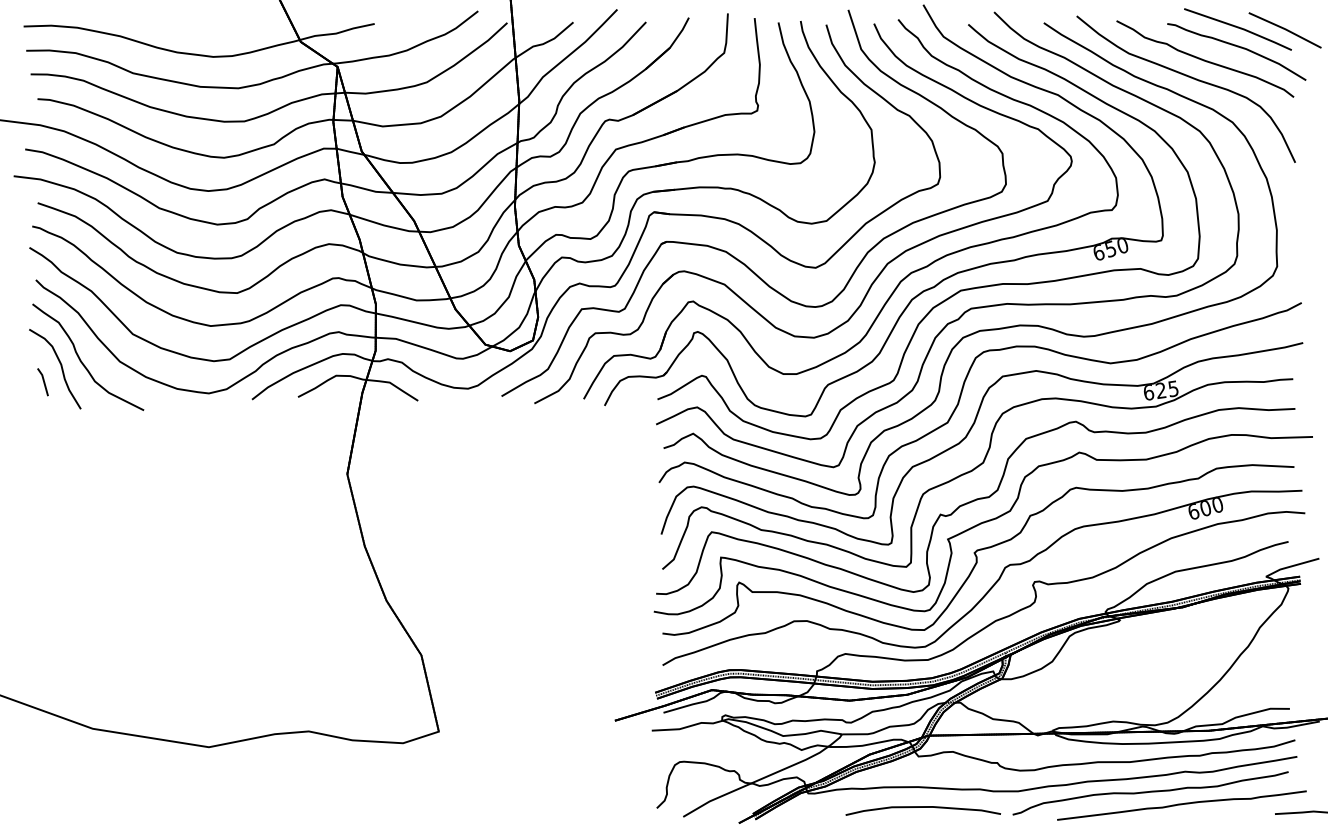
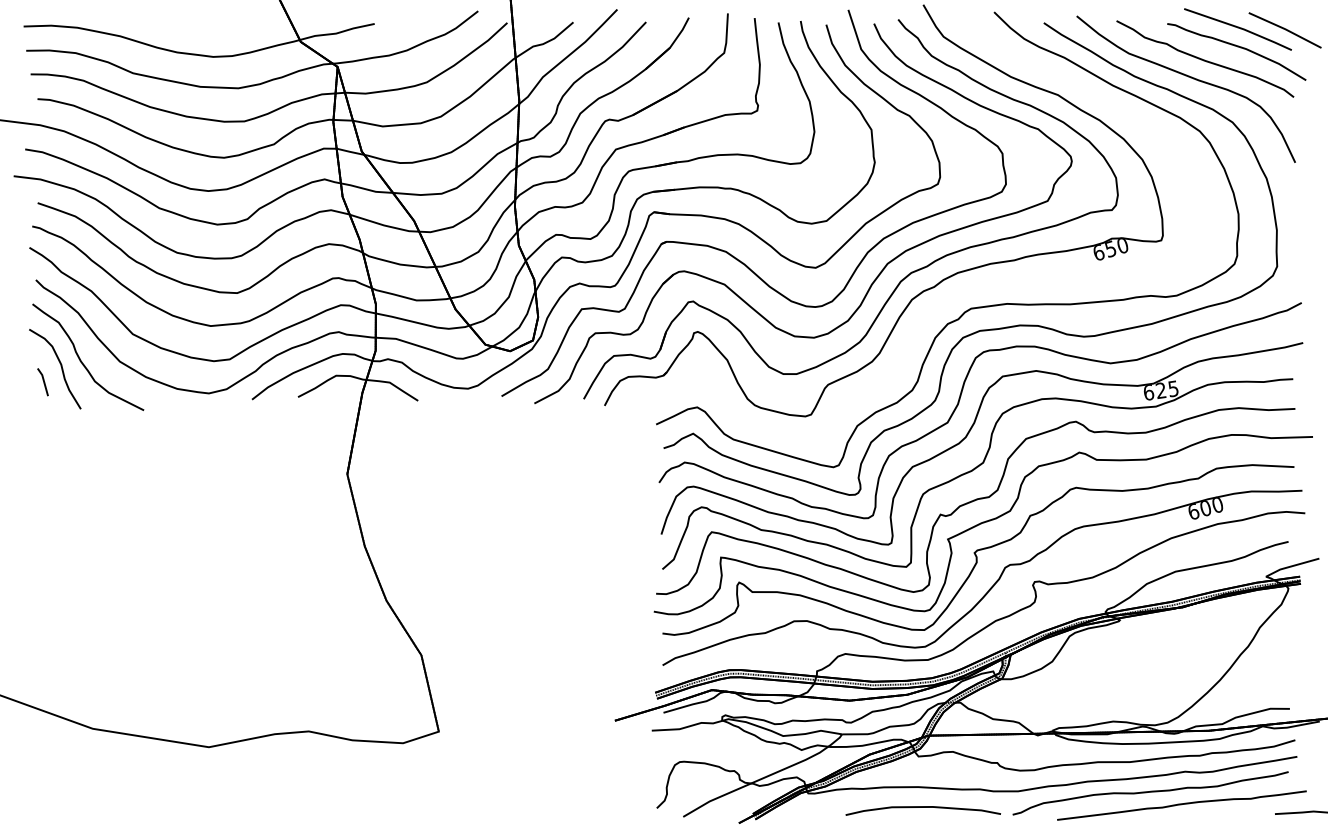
part: present -> none (960, 289)
